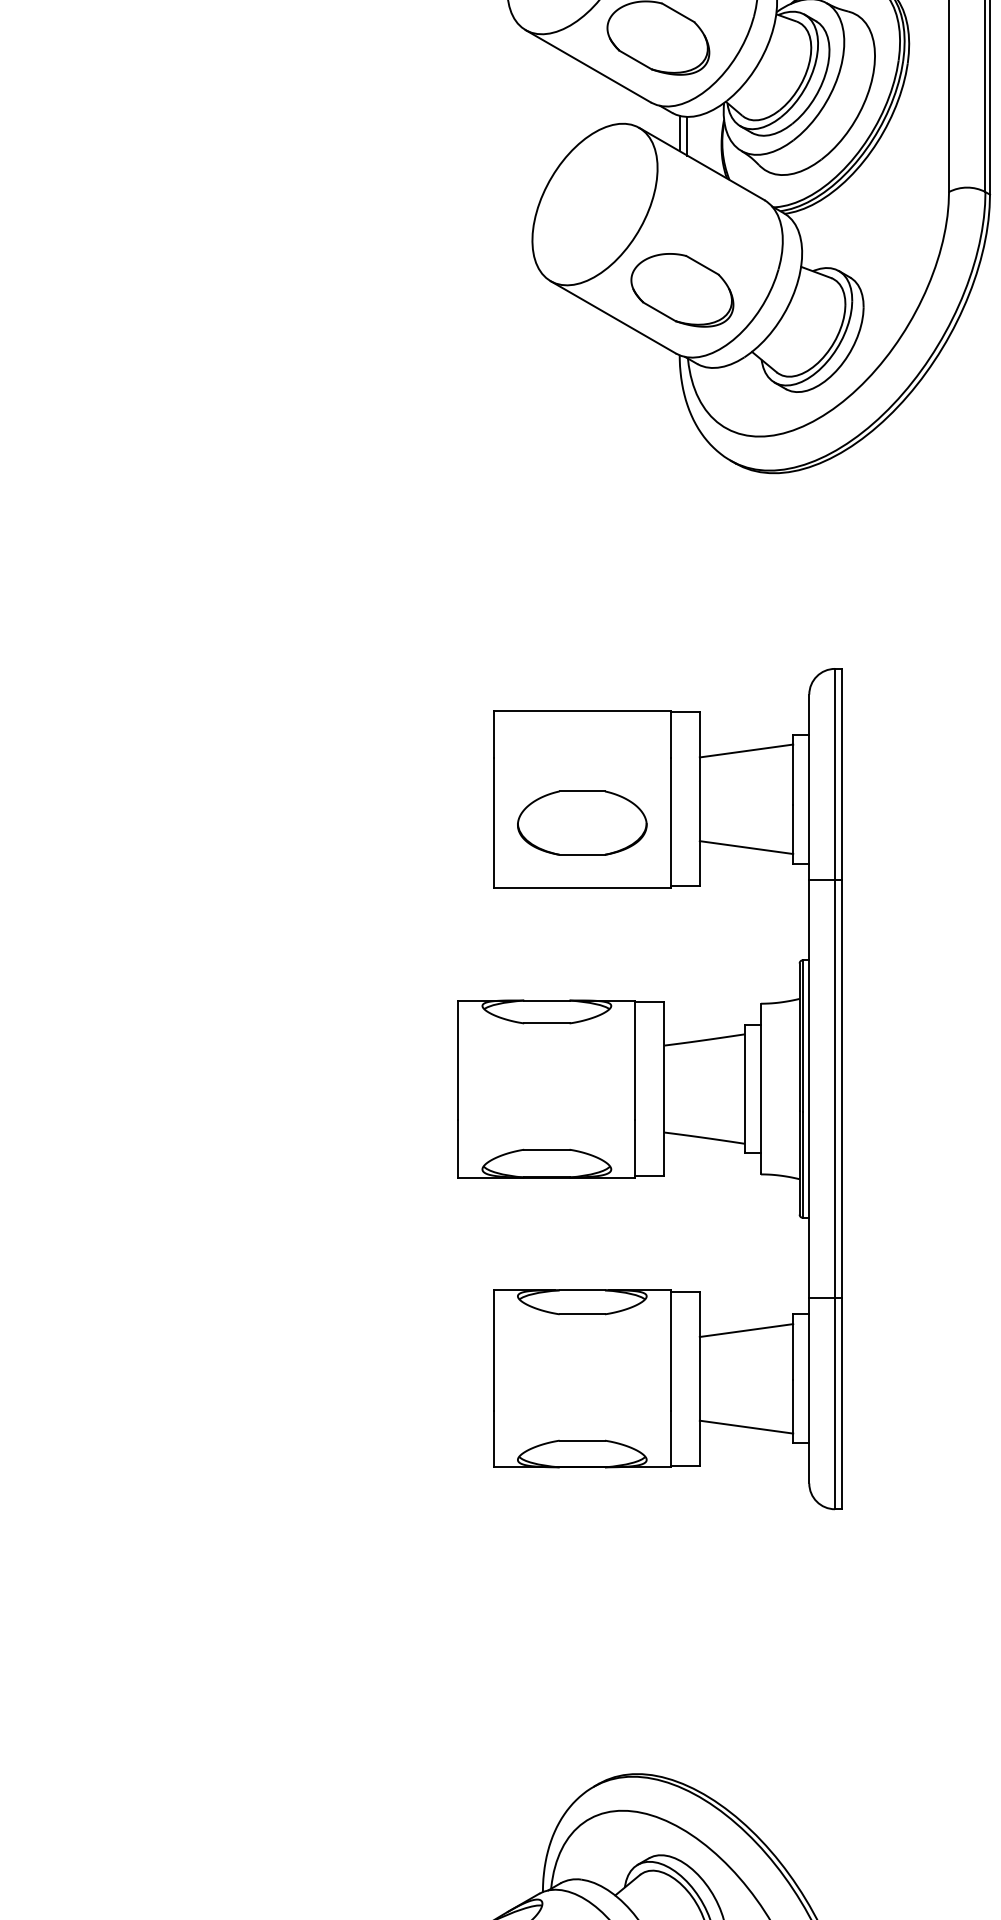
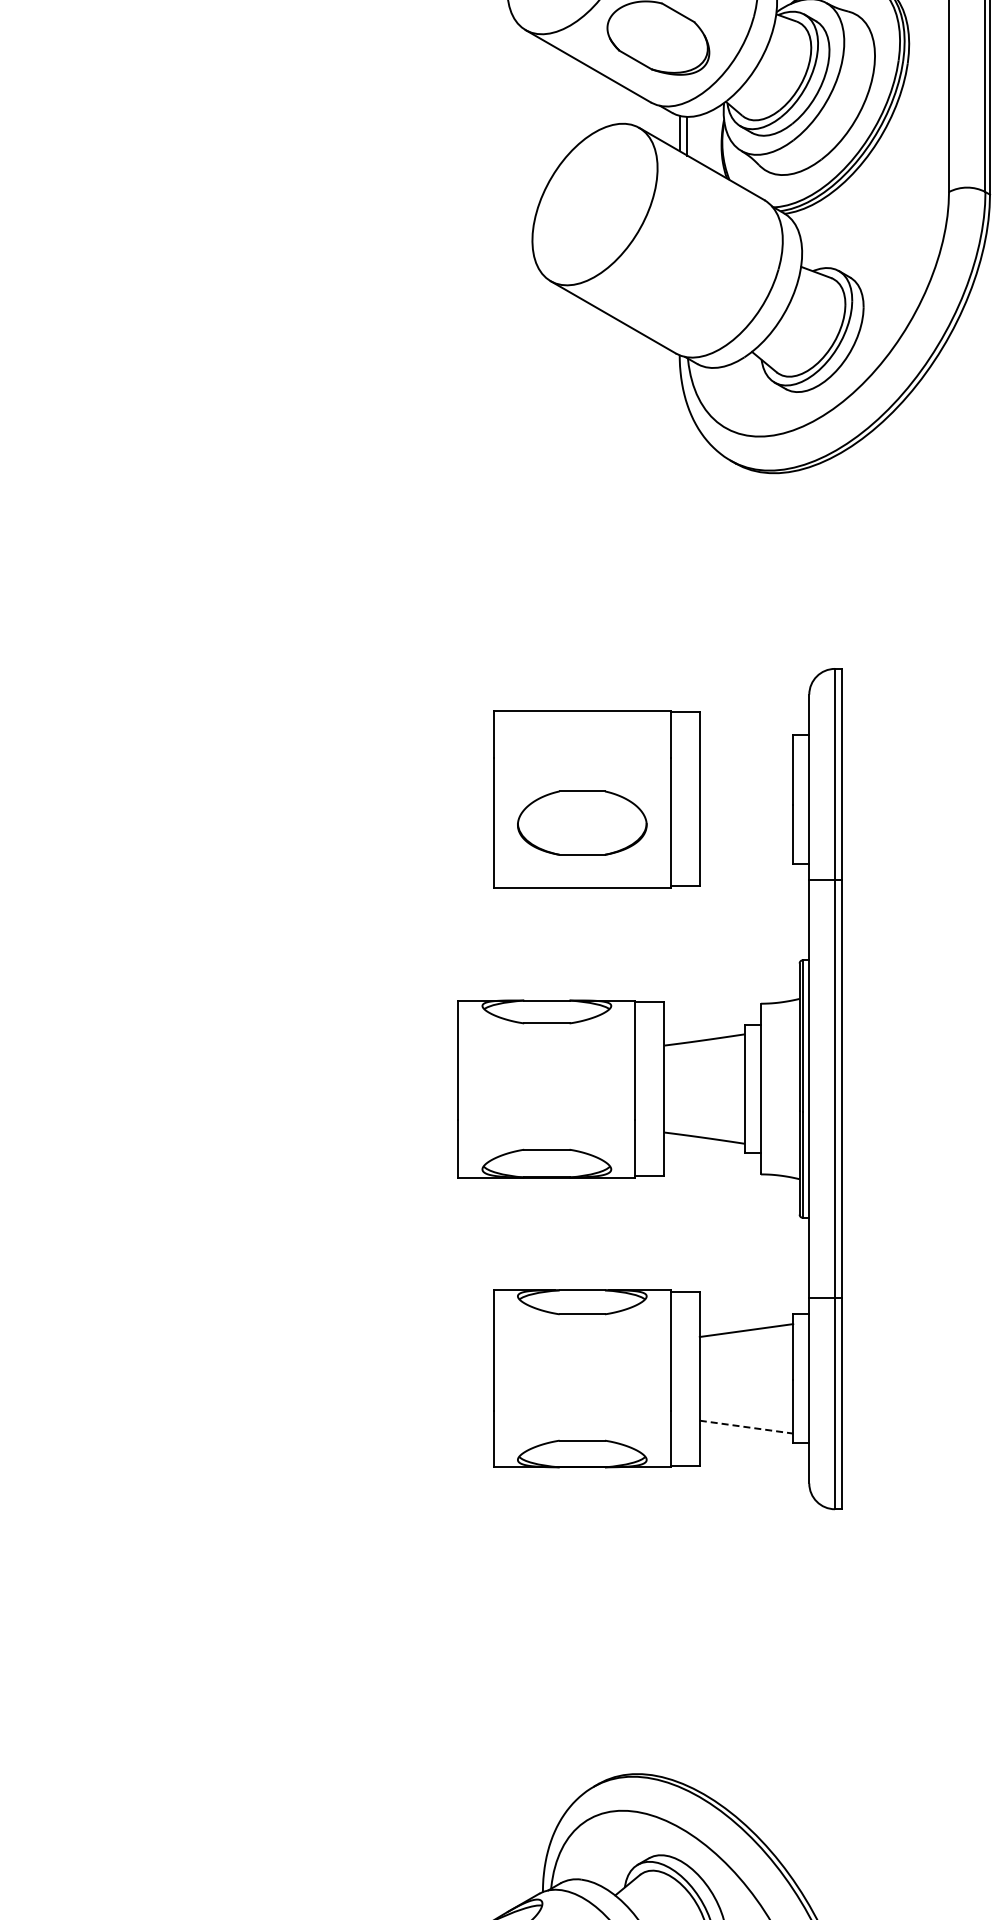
part: present -> none (682, 290)
line: present -> none (746, 750)
line: present -> none (746, 847)
line: solid -> dashed (747, 1427)
